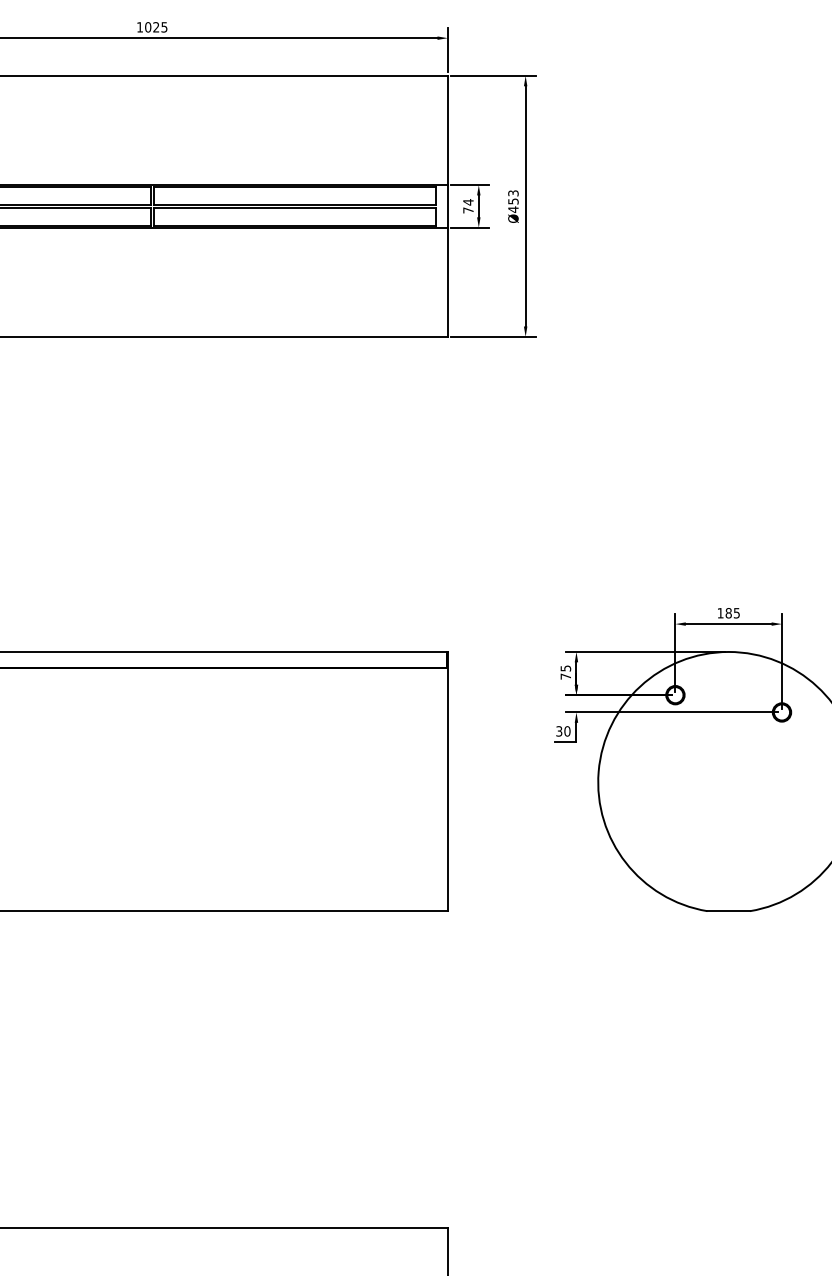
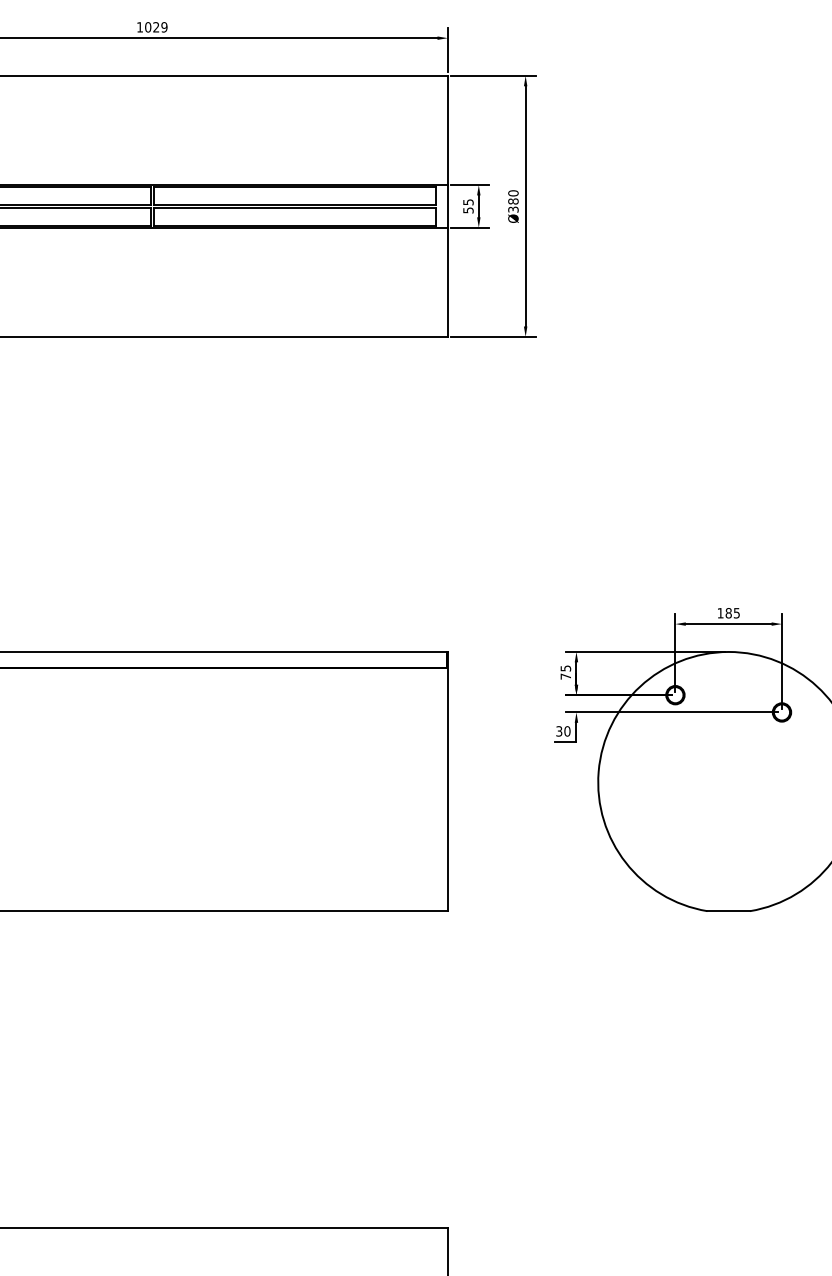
text: 1025 -> 1029 (164, 27)
text: Ø453 -> Ø380 (513, 201)
text: 74 -> 55 (468, 206)
